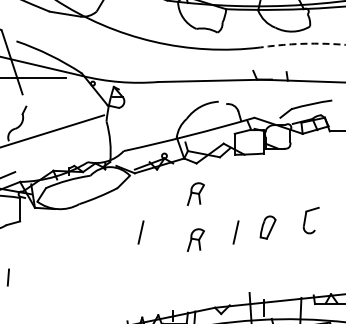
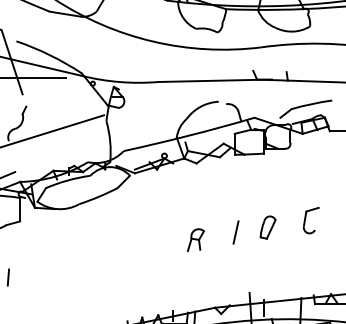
arc: dashed -> solid (303, 43)
part: present -> none (195, 193)
line: present -> none (140, 232)
